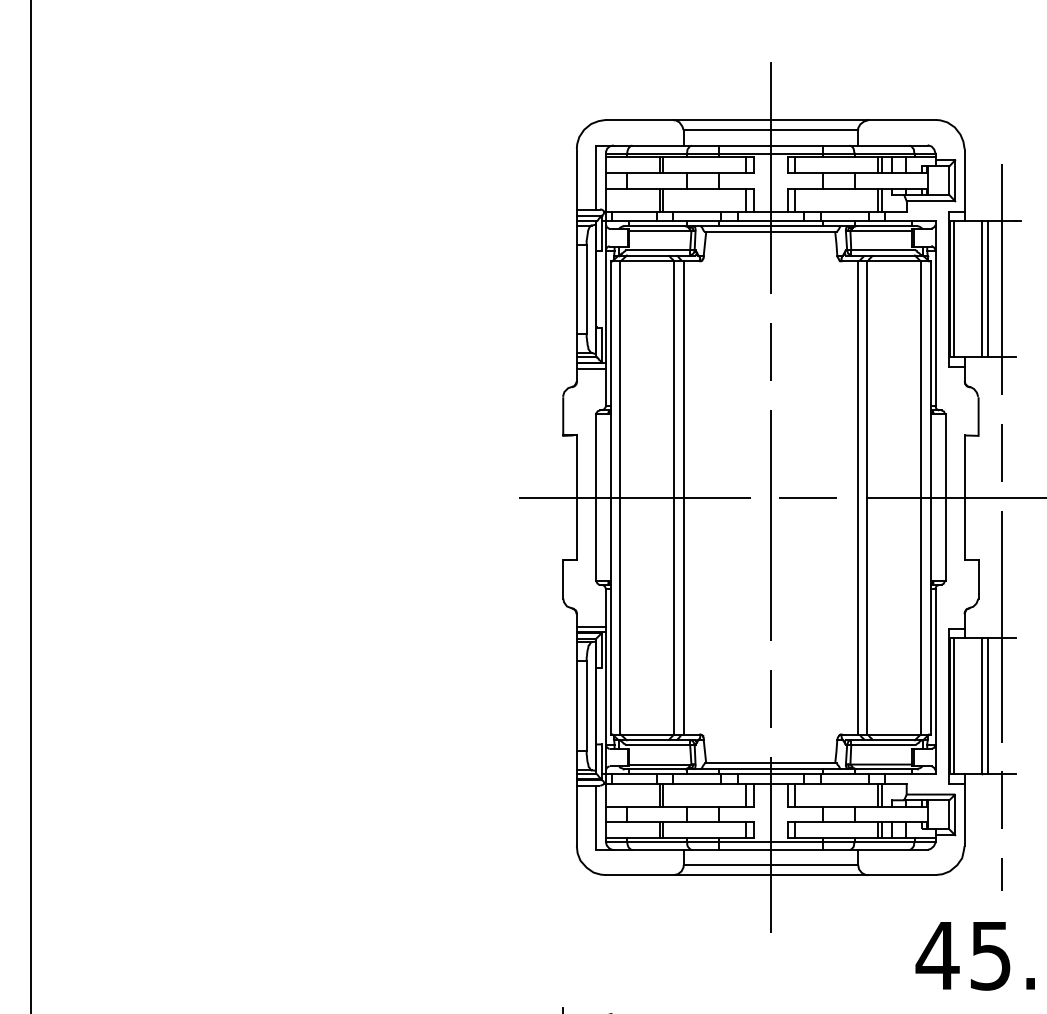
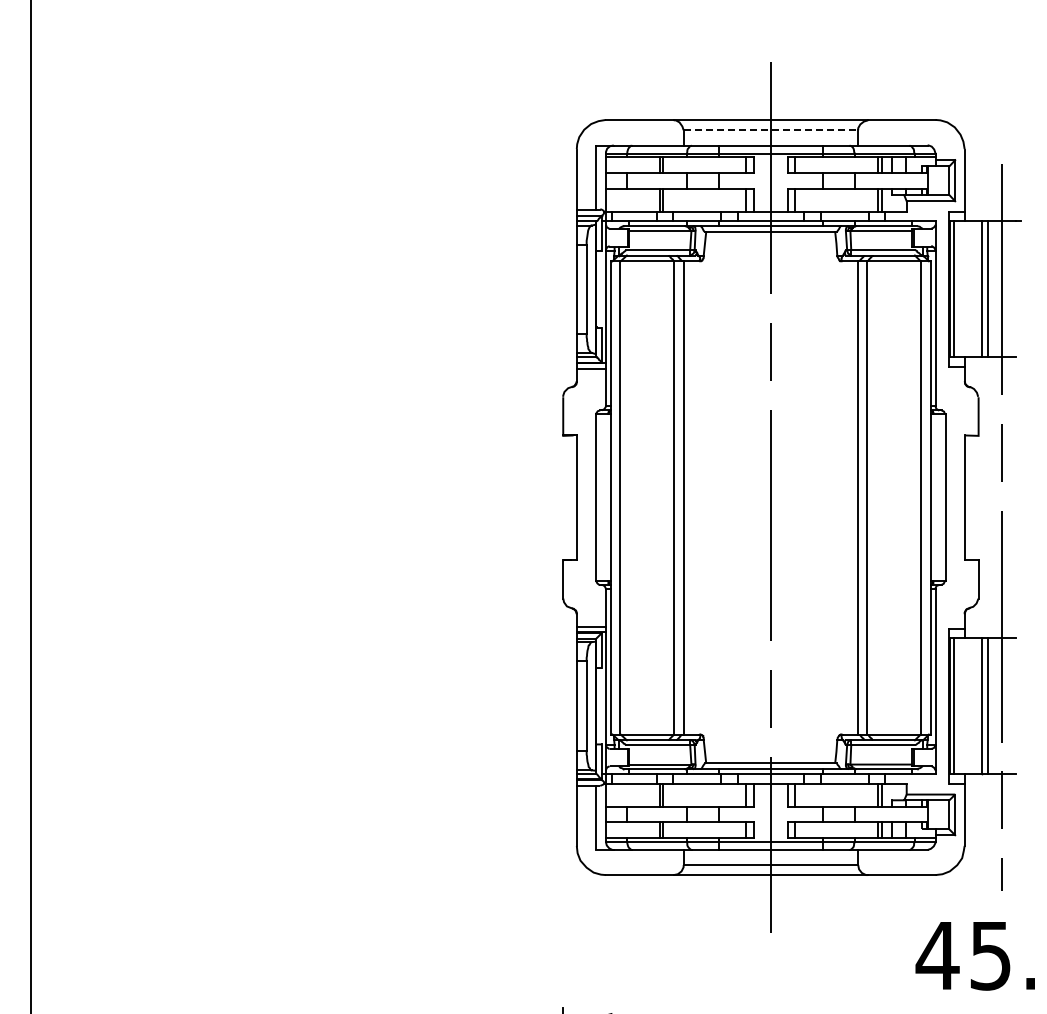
line: solid -> dashed (771, 130)
line: present -> none (780, 497)
